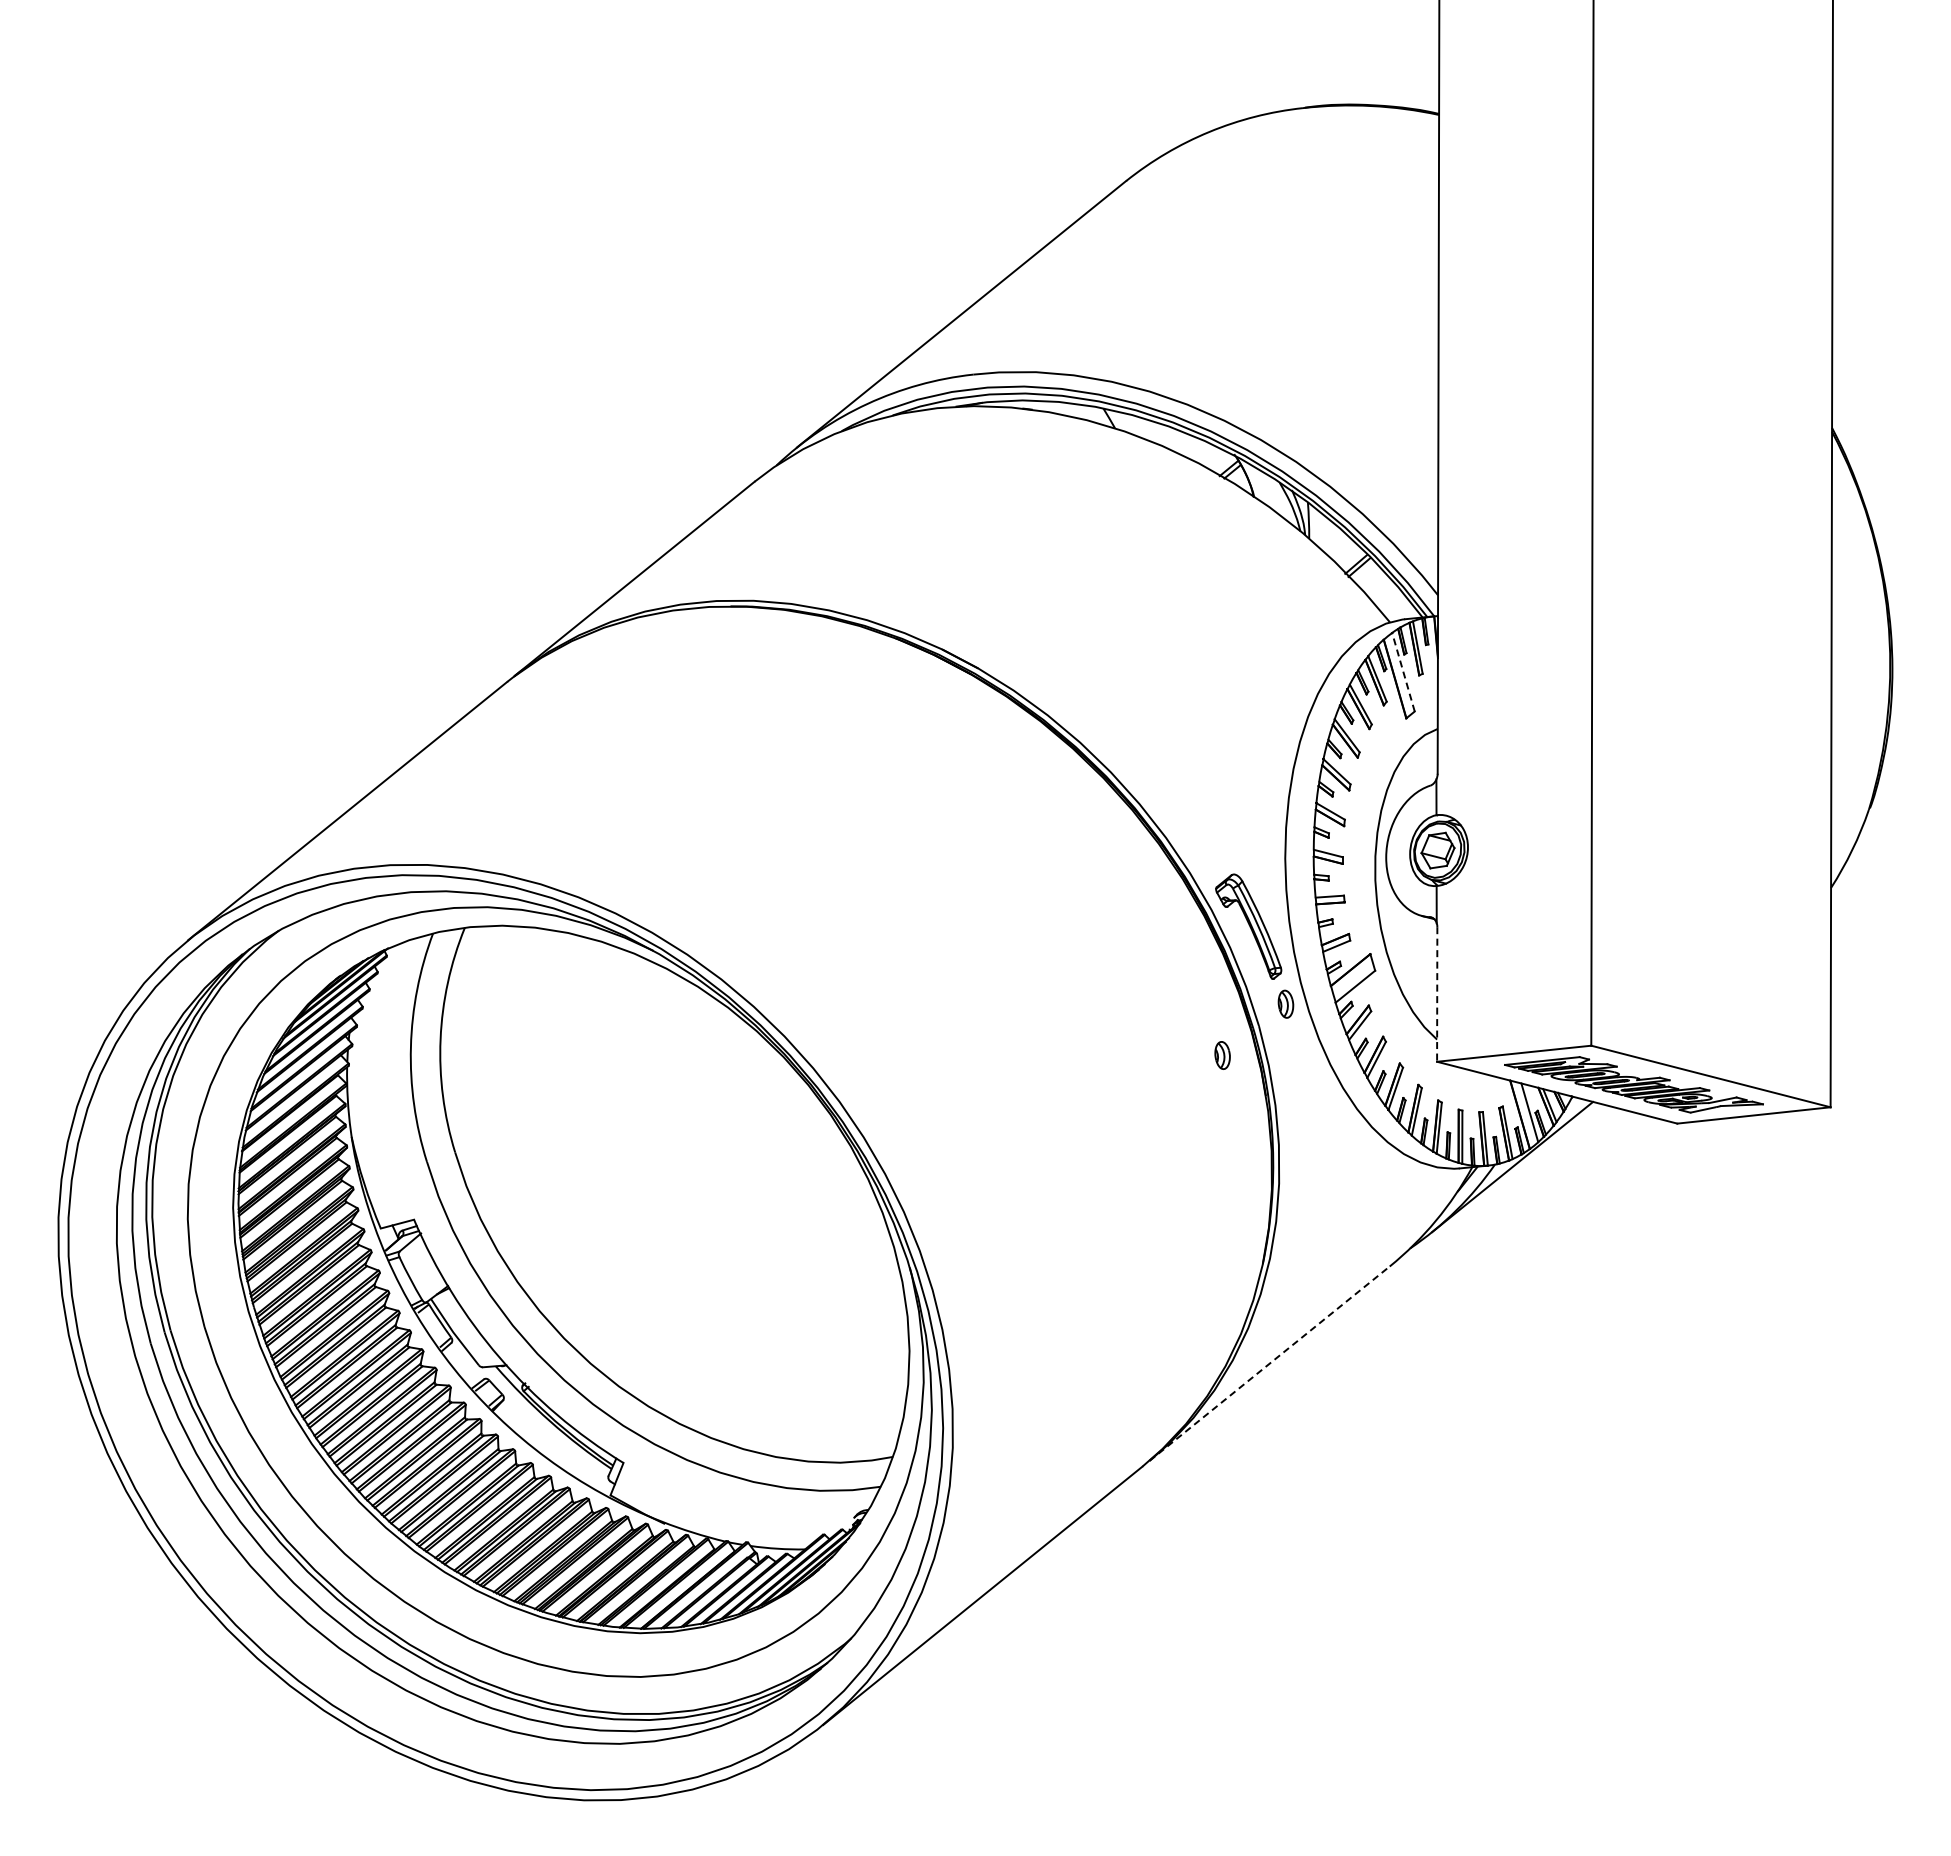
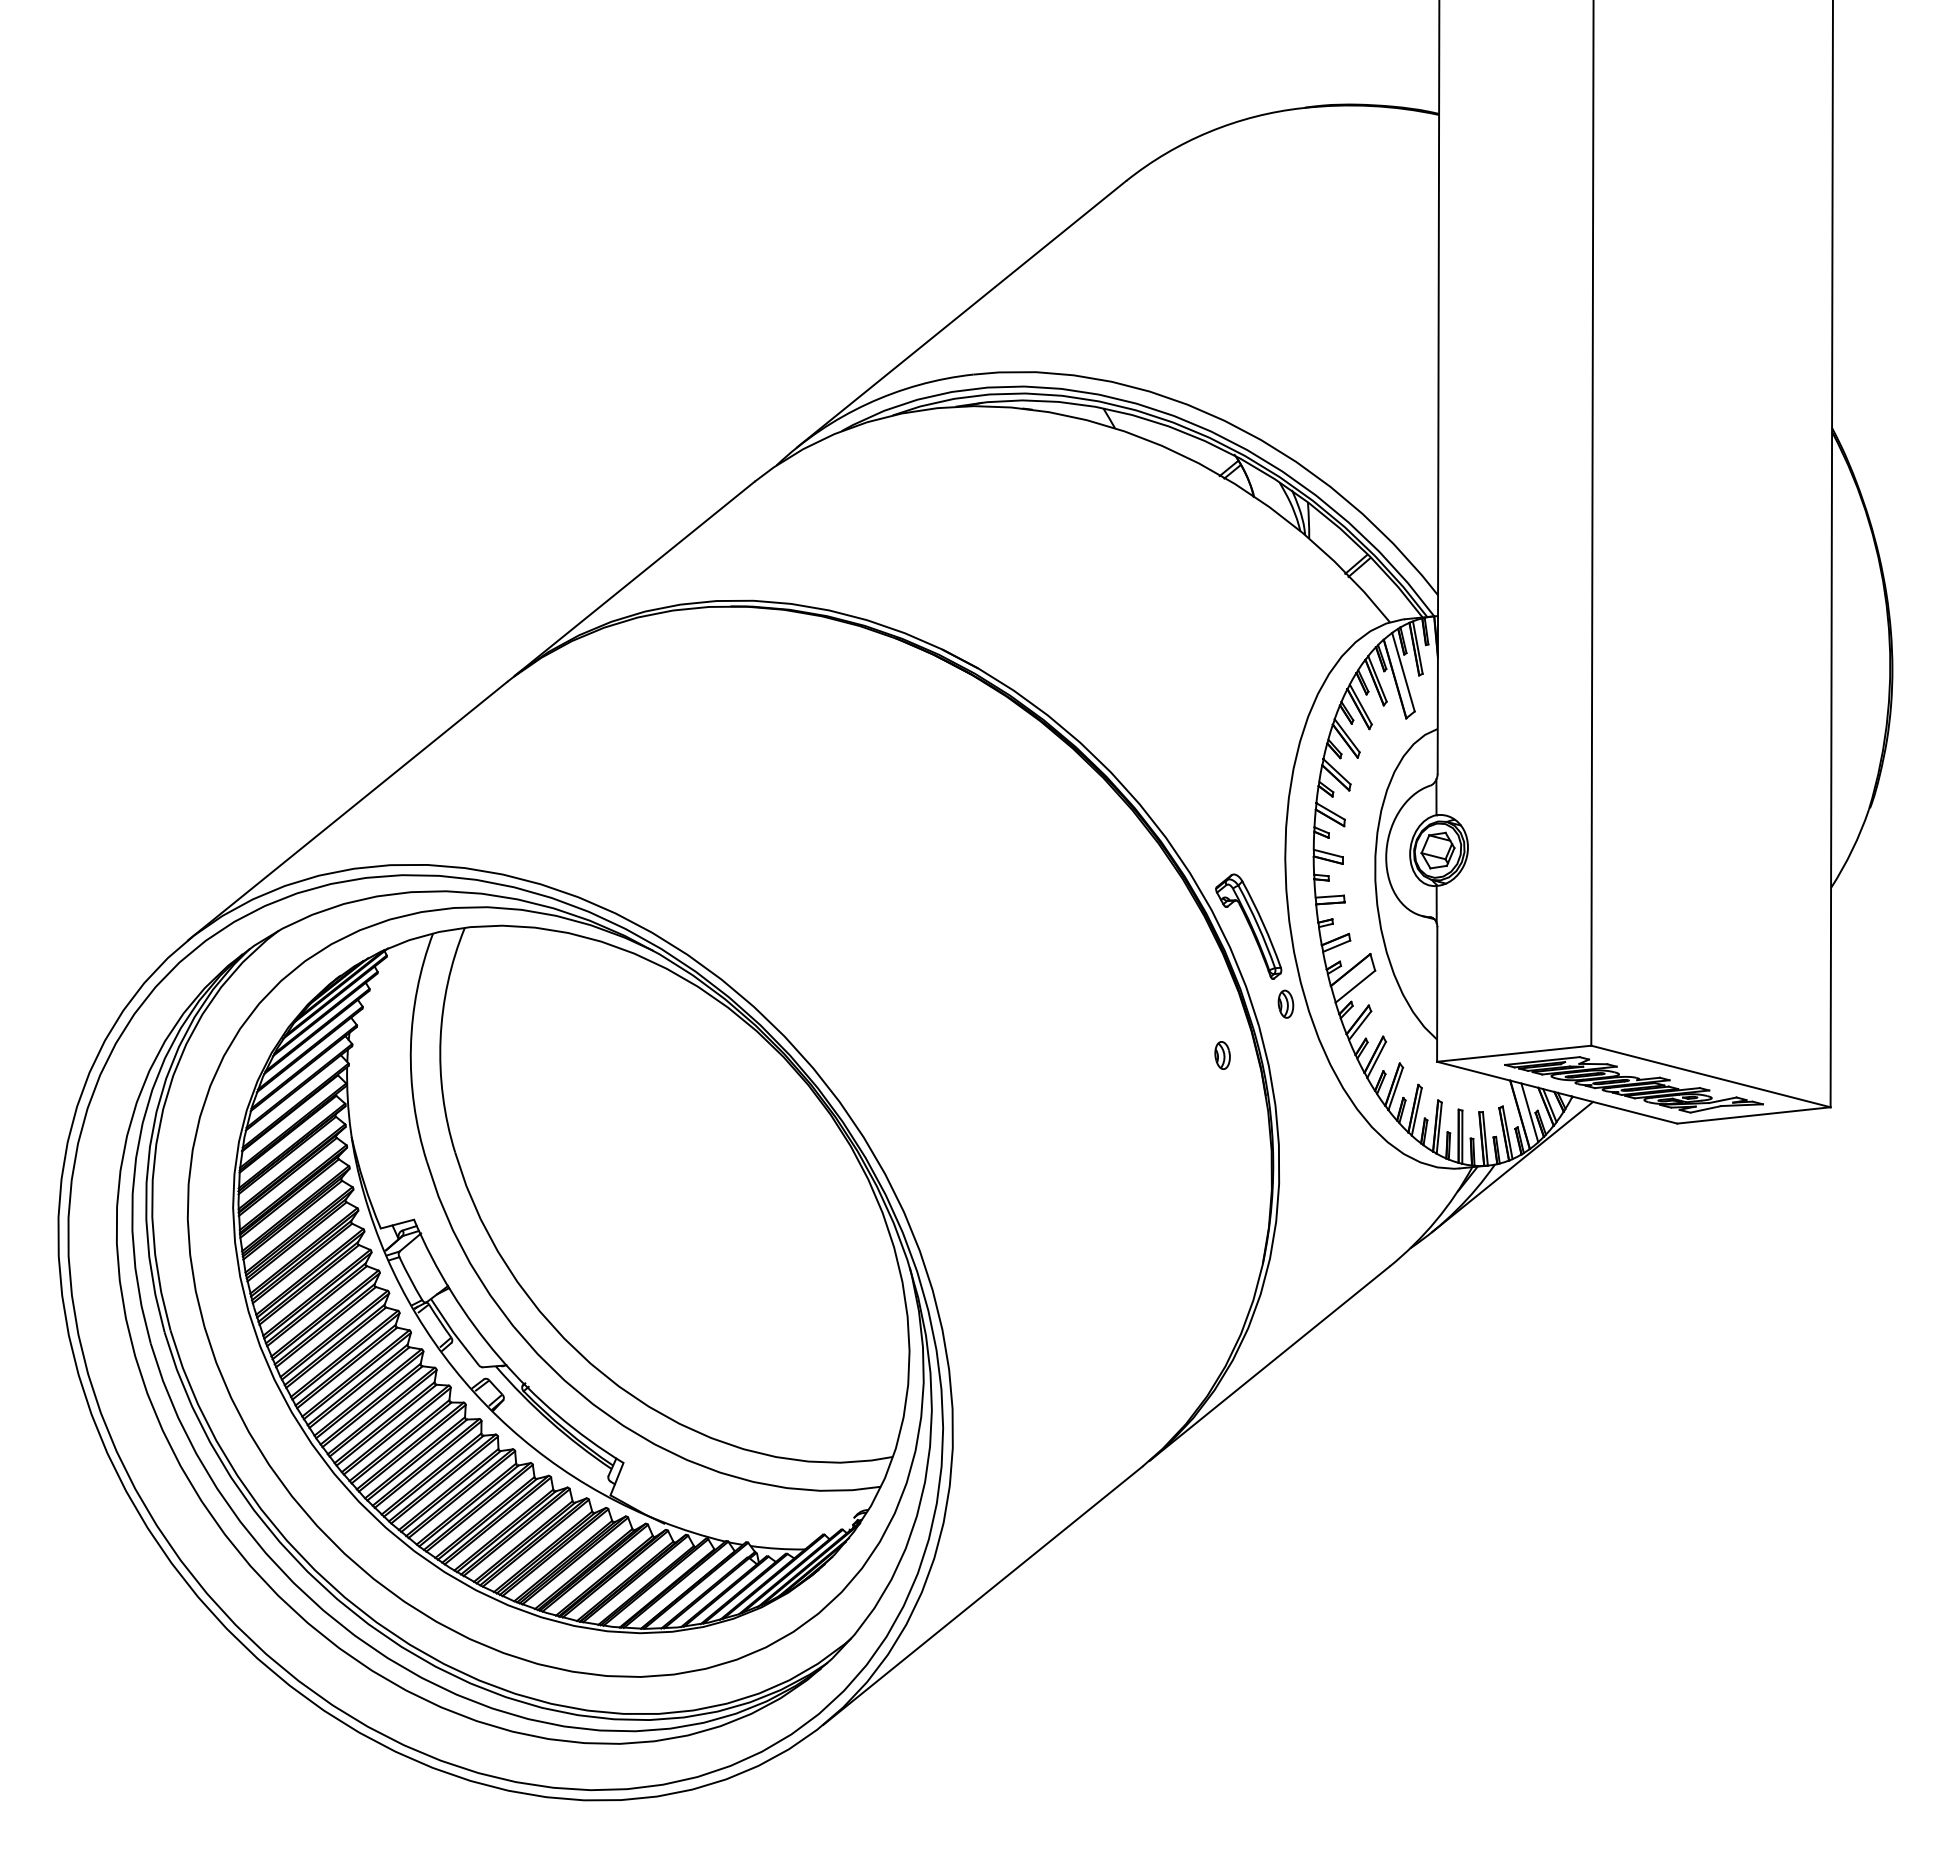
line: dashed -> solid (1403, 672)
line: dashed -> solid (1437, 994)
line: dashed -> solid (1270, 1363)
